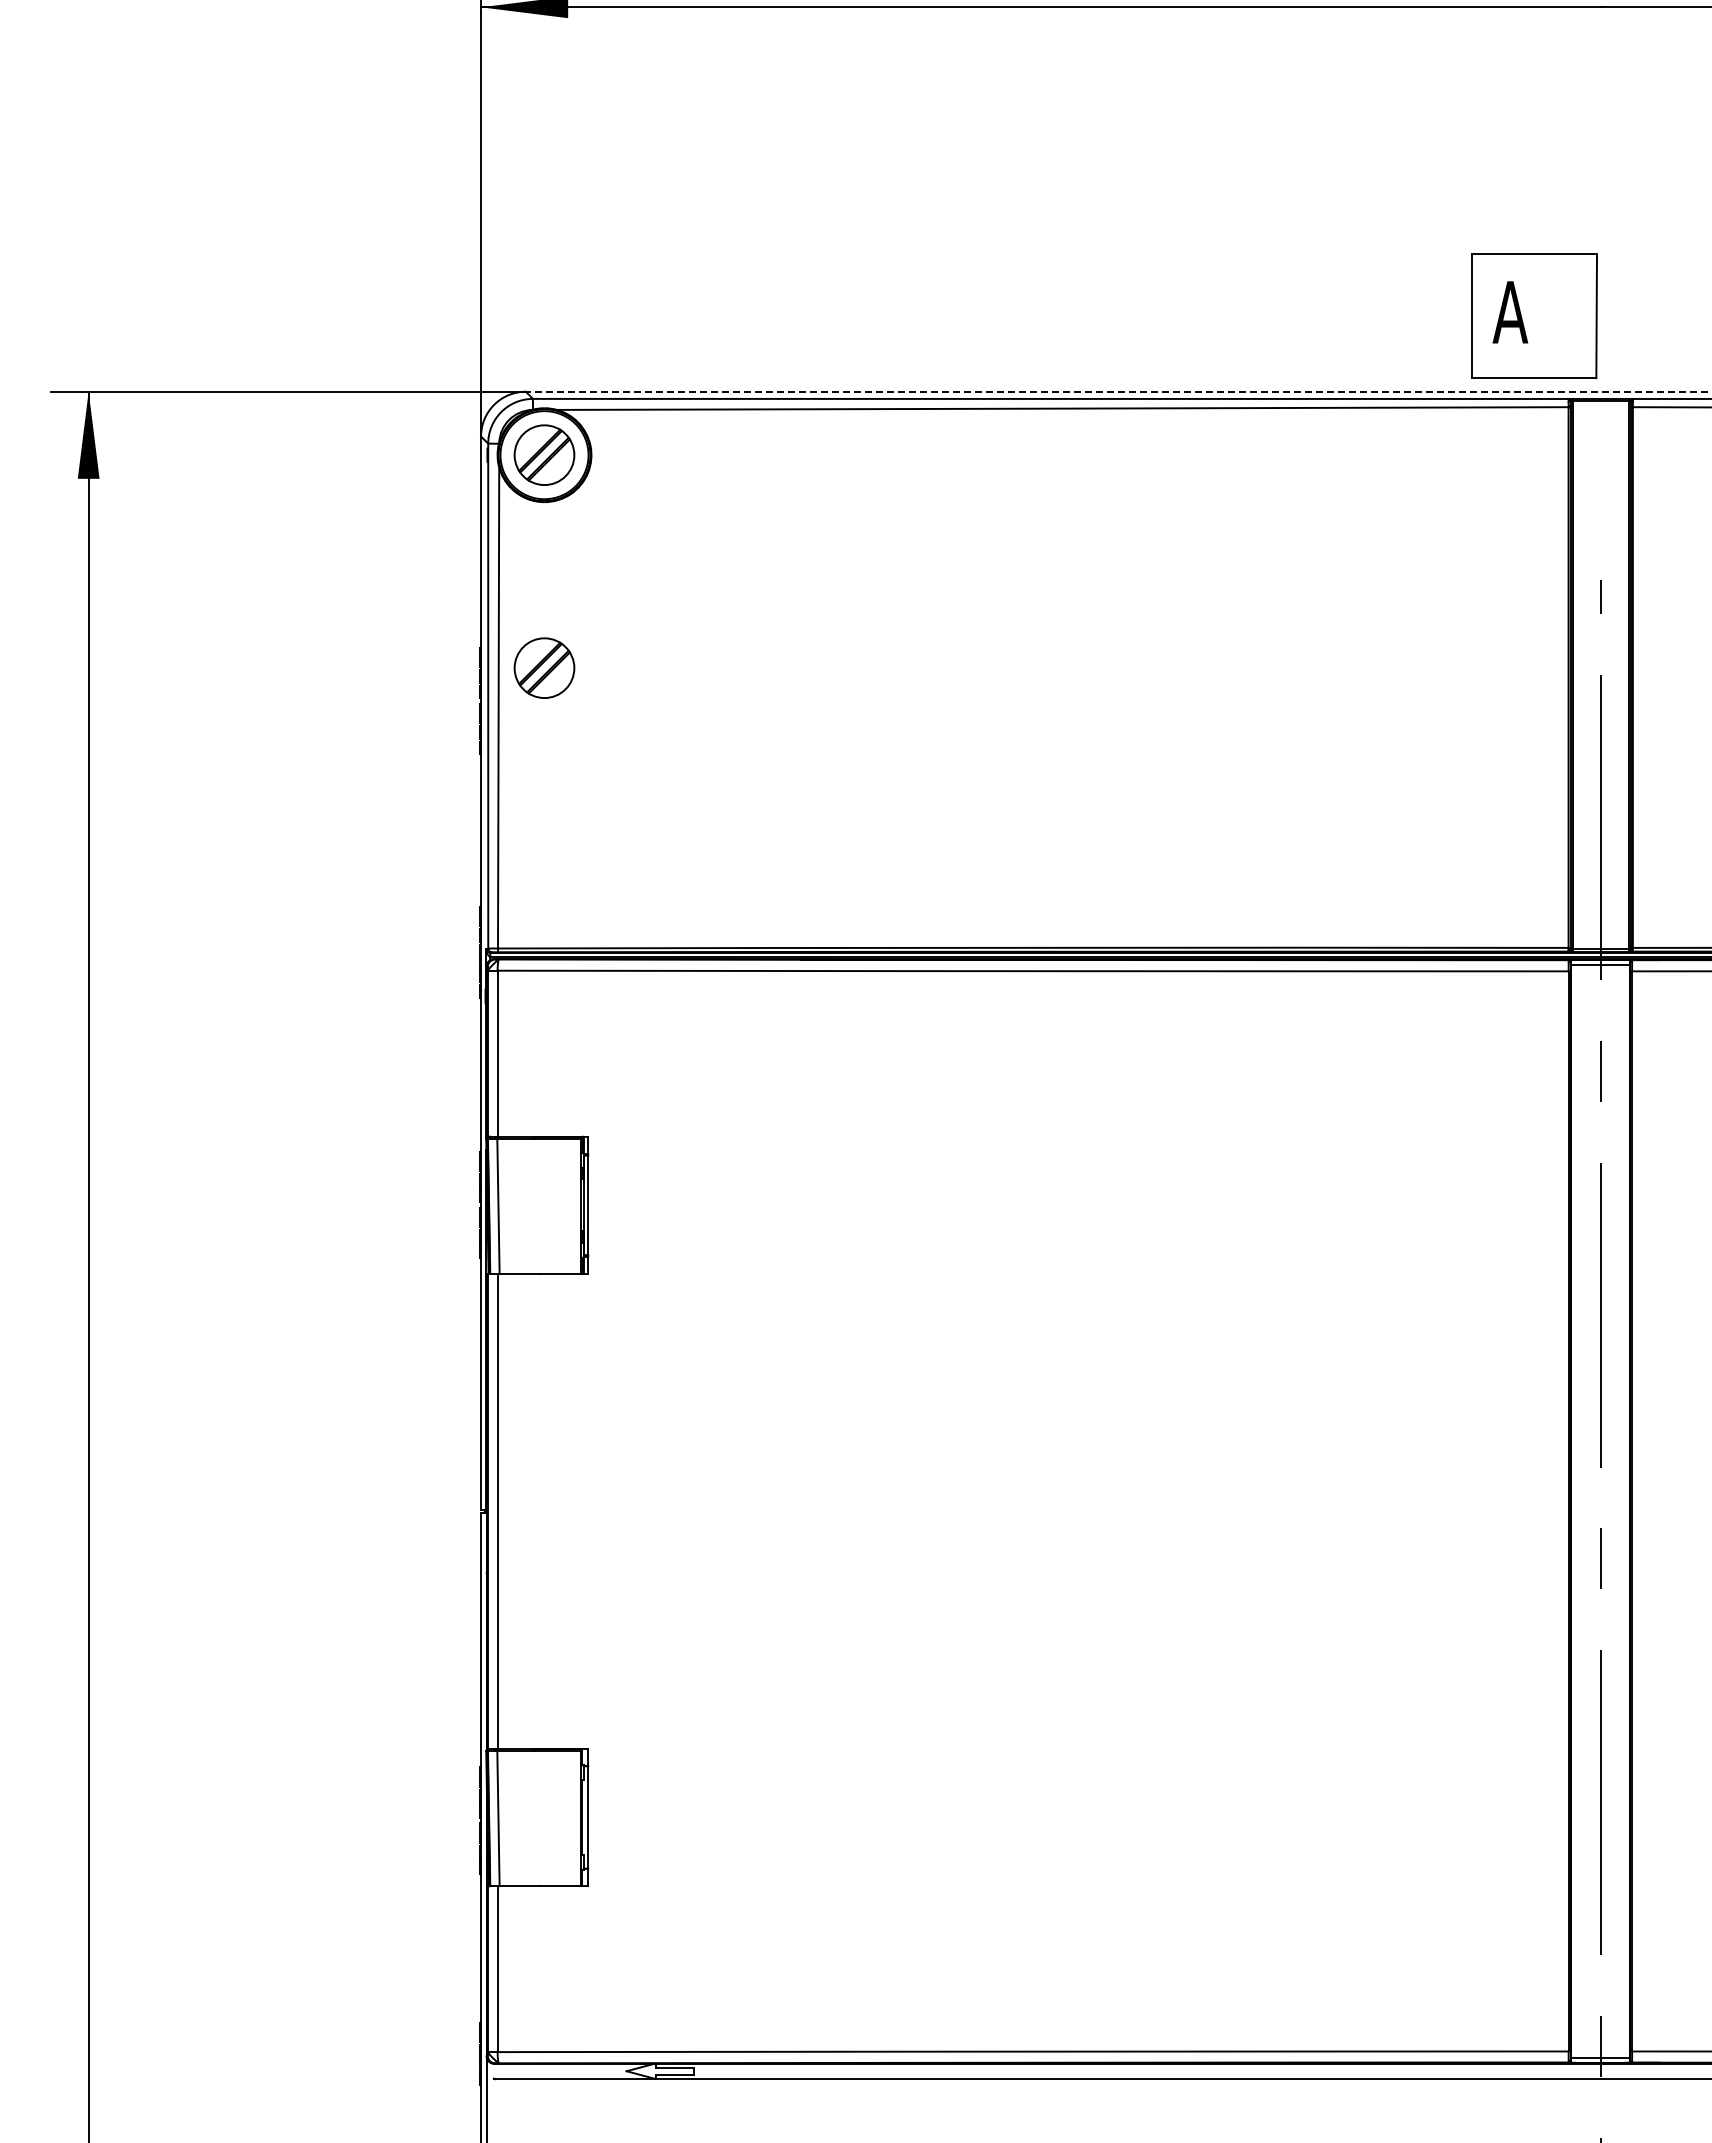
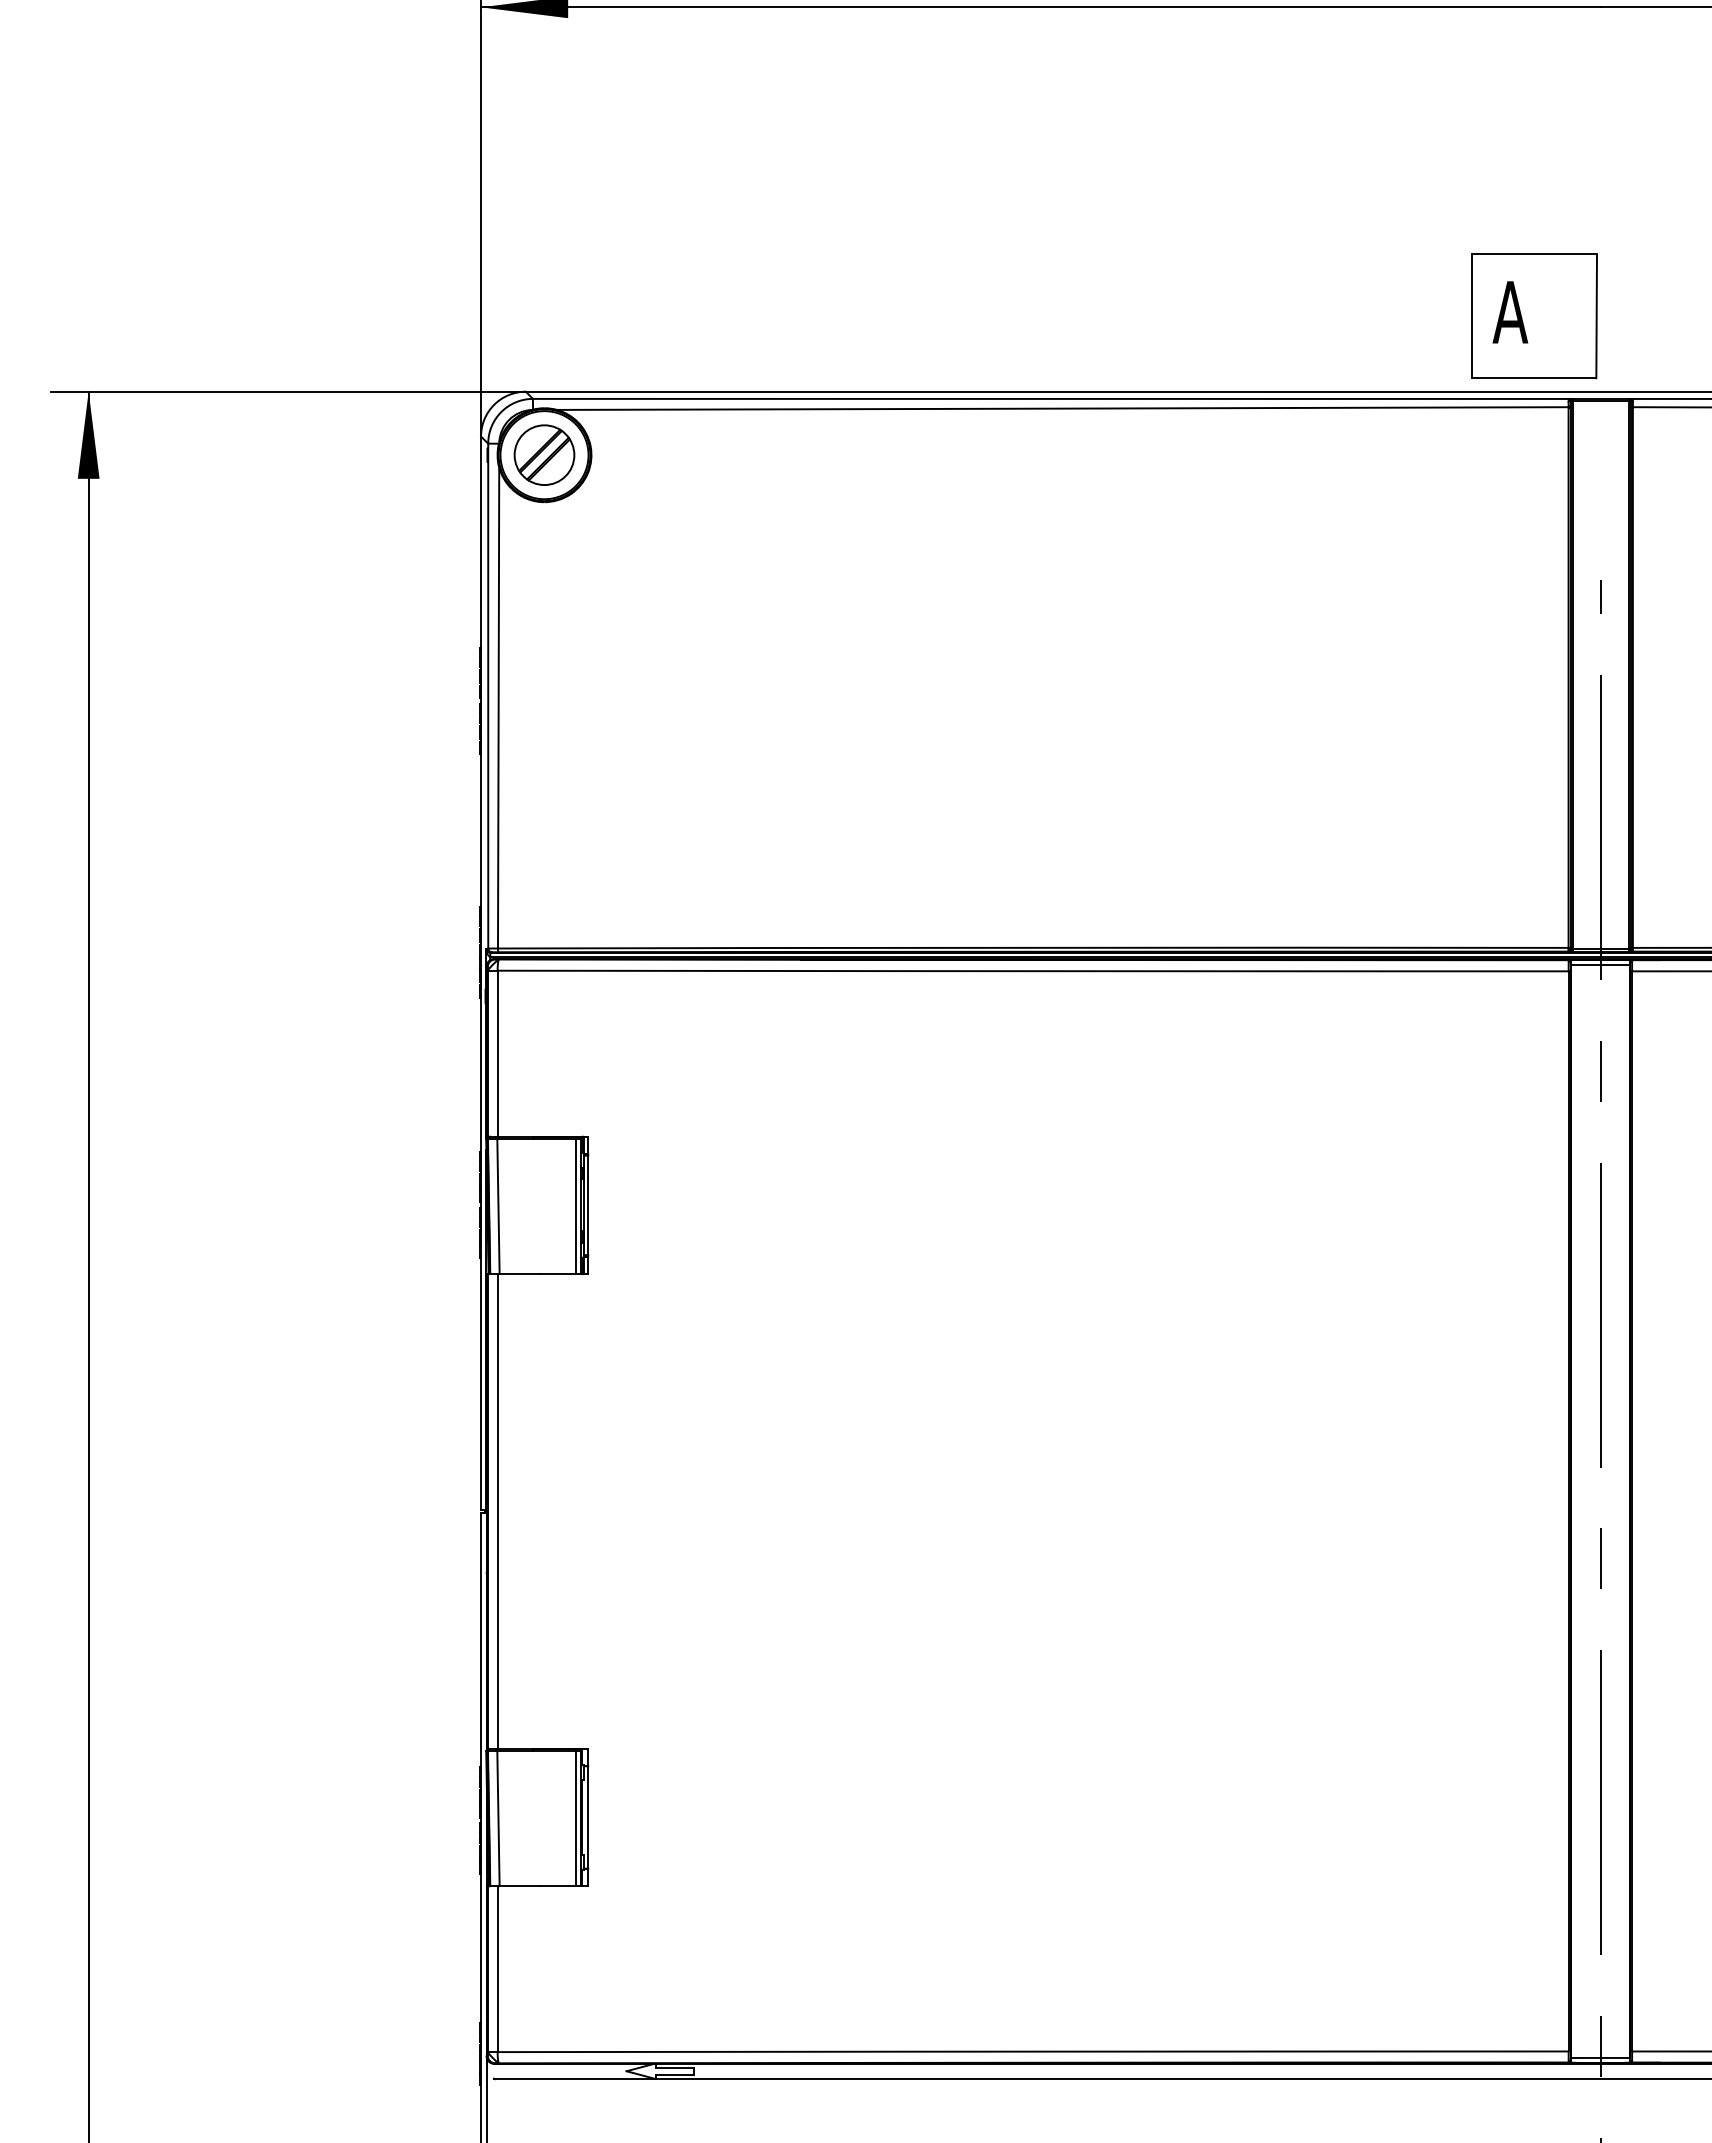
line: dashed -> solid (1118, 391)
part: present -> none (544, 667)
line: none -> present (576, 1206)
line: none -> present (576, 1818)
